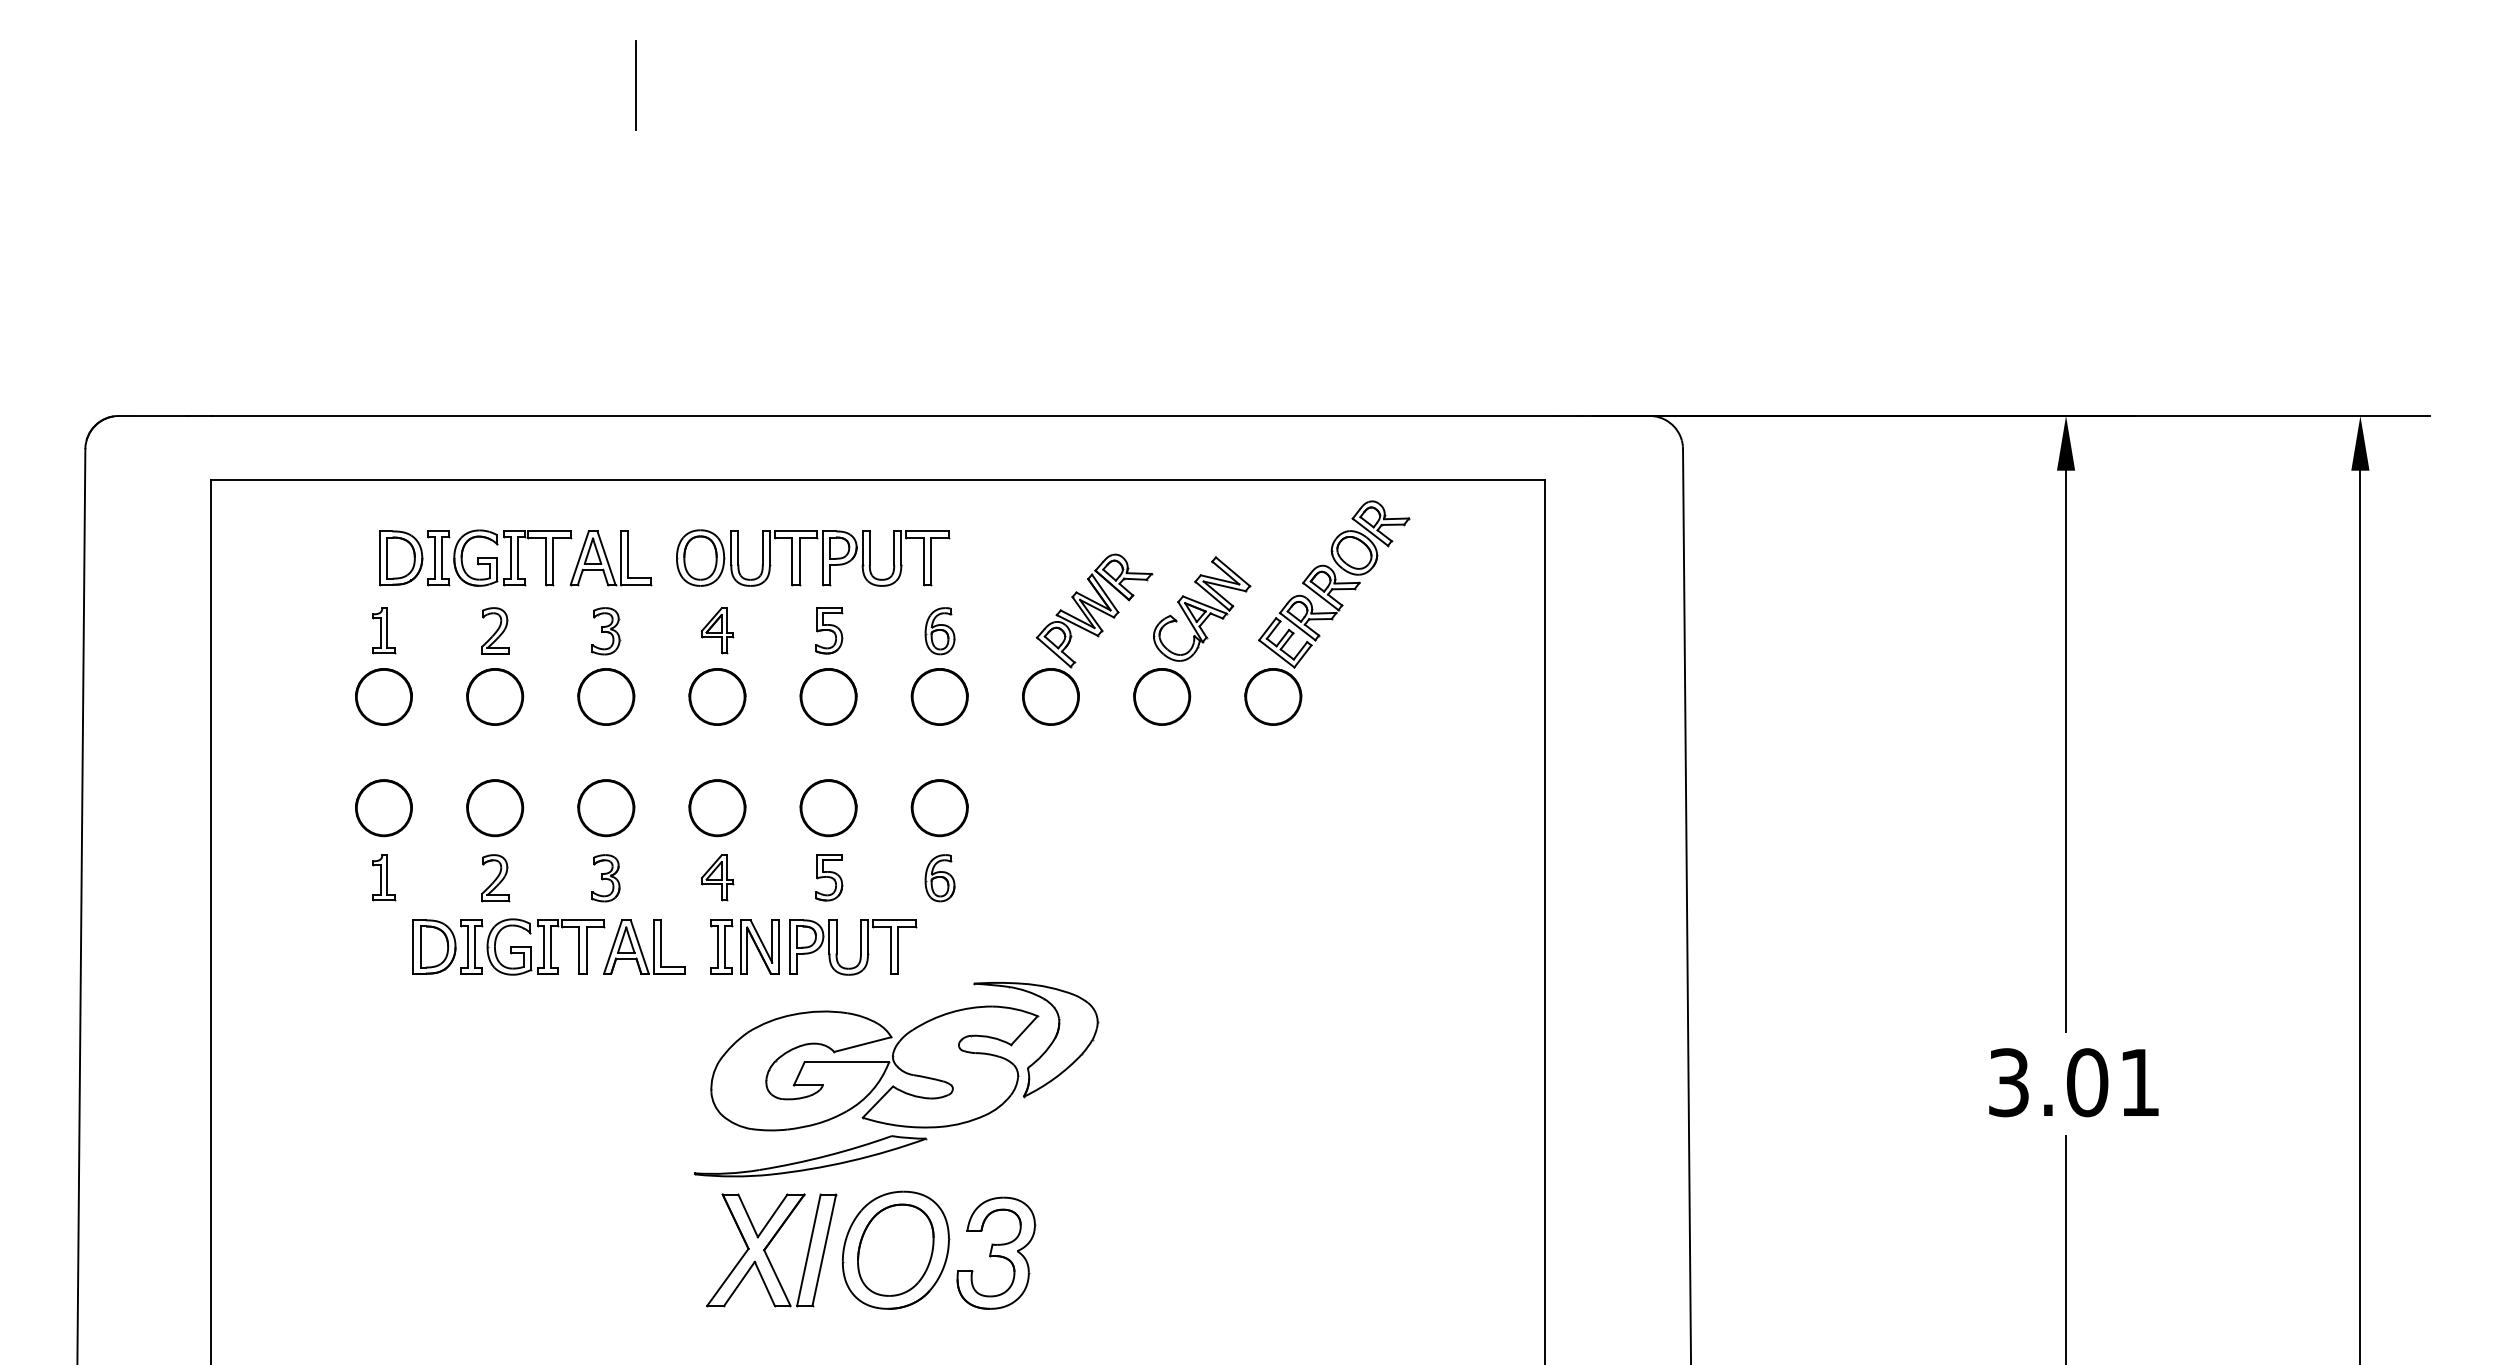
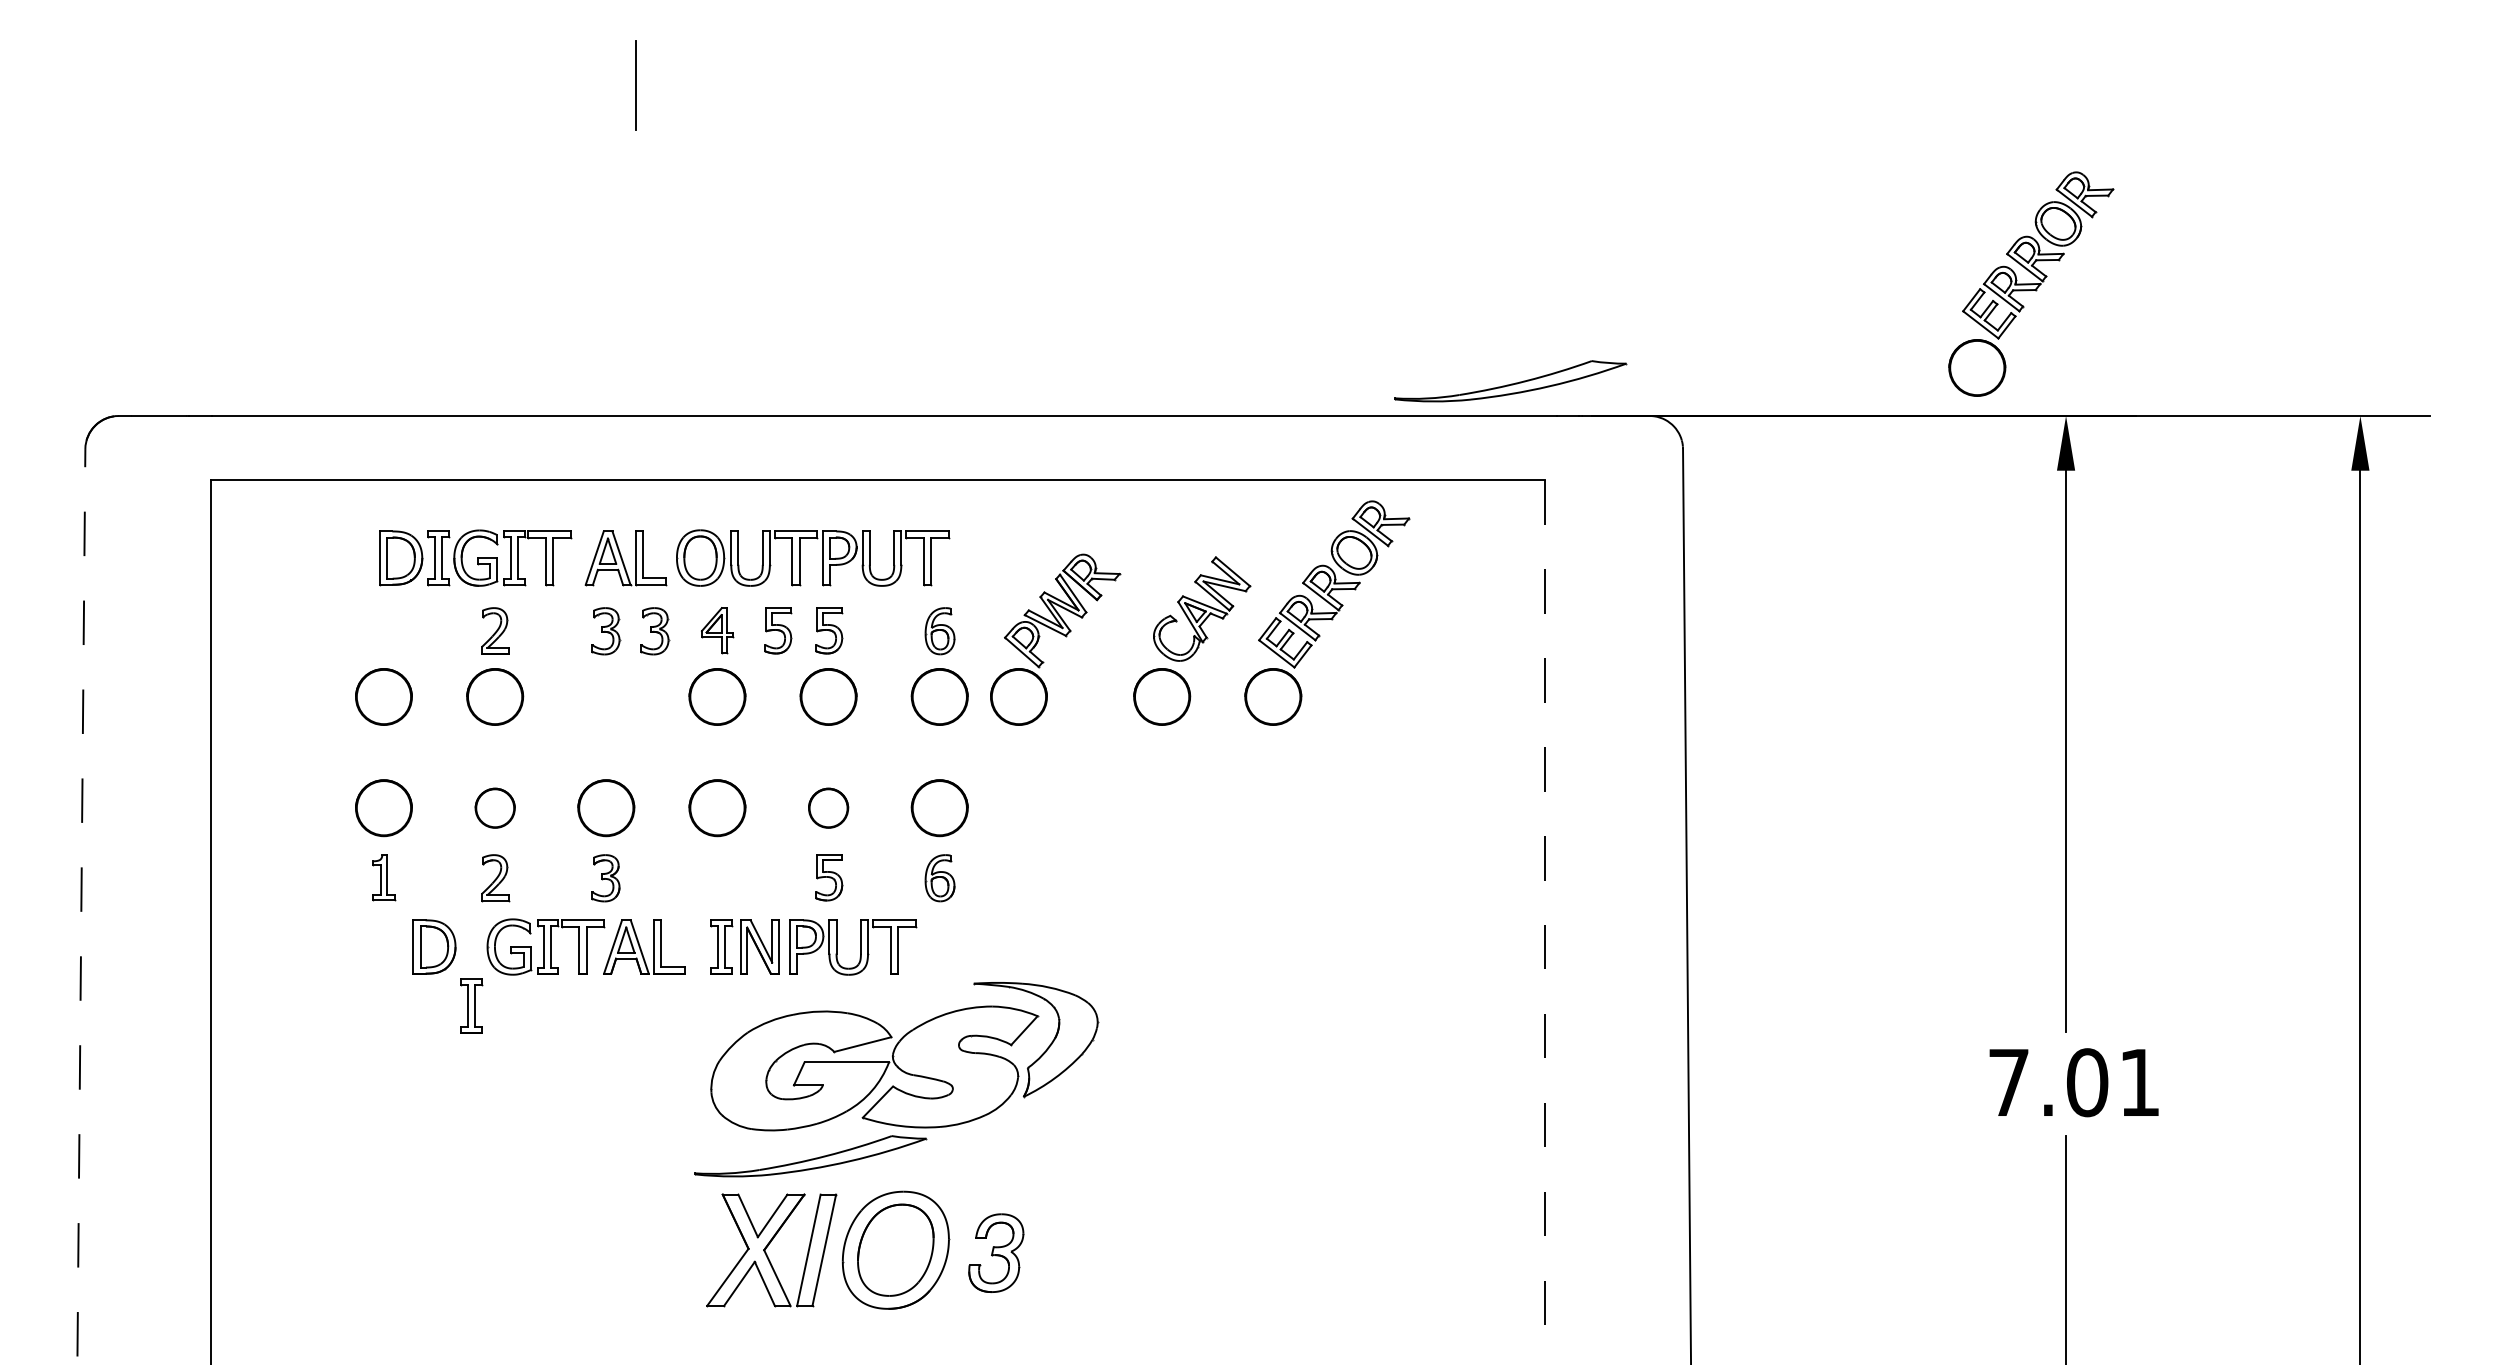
part: none -> present (2031, 283)
part: none -> present (1510, 381)
part position: (610, 558) -> (625, 558) (625, 558)
part: present -> none (384, 630)
part: none -> present (778, 630)
part: none -> present (655, 631)
part position: (1090, 633) -> (1058, 633) (1058, 633)
part: present -> none (606, 696)
part size: 59x59 px -> 42x42 px (494, 807)
part size: 59x59 px -> 42x42 px (828, 807)
part: present -> none (717, 877)
line: solid -> dashed (81, 906)
line: solid -> dashed (1545, 922)
part position: (471, 946) -> (471, 1005) (471, 1005)
text: 3.01 -> 7.01 (2008, 1082)
part size: 81x114 px -> 57x80 px (996, 1252)
